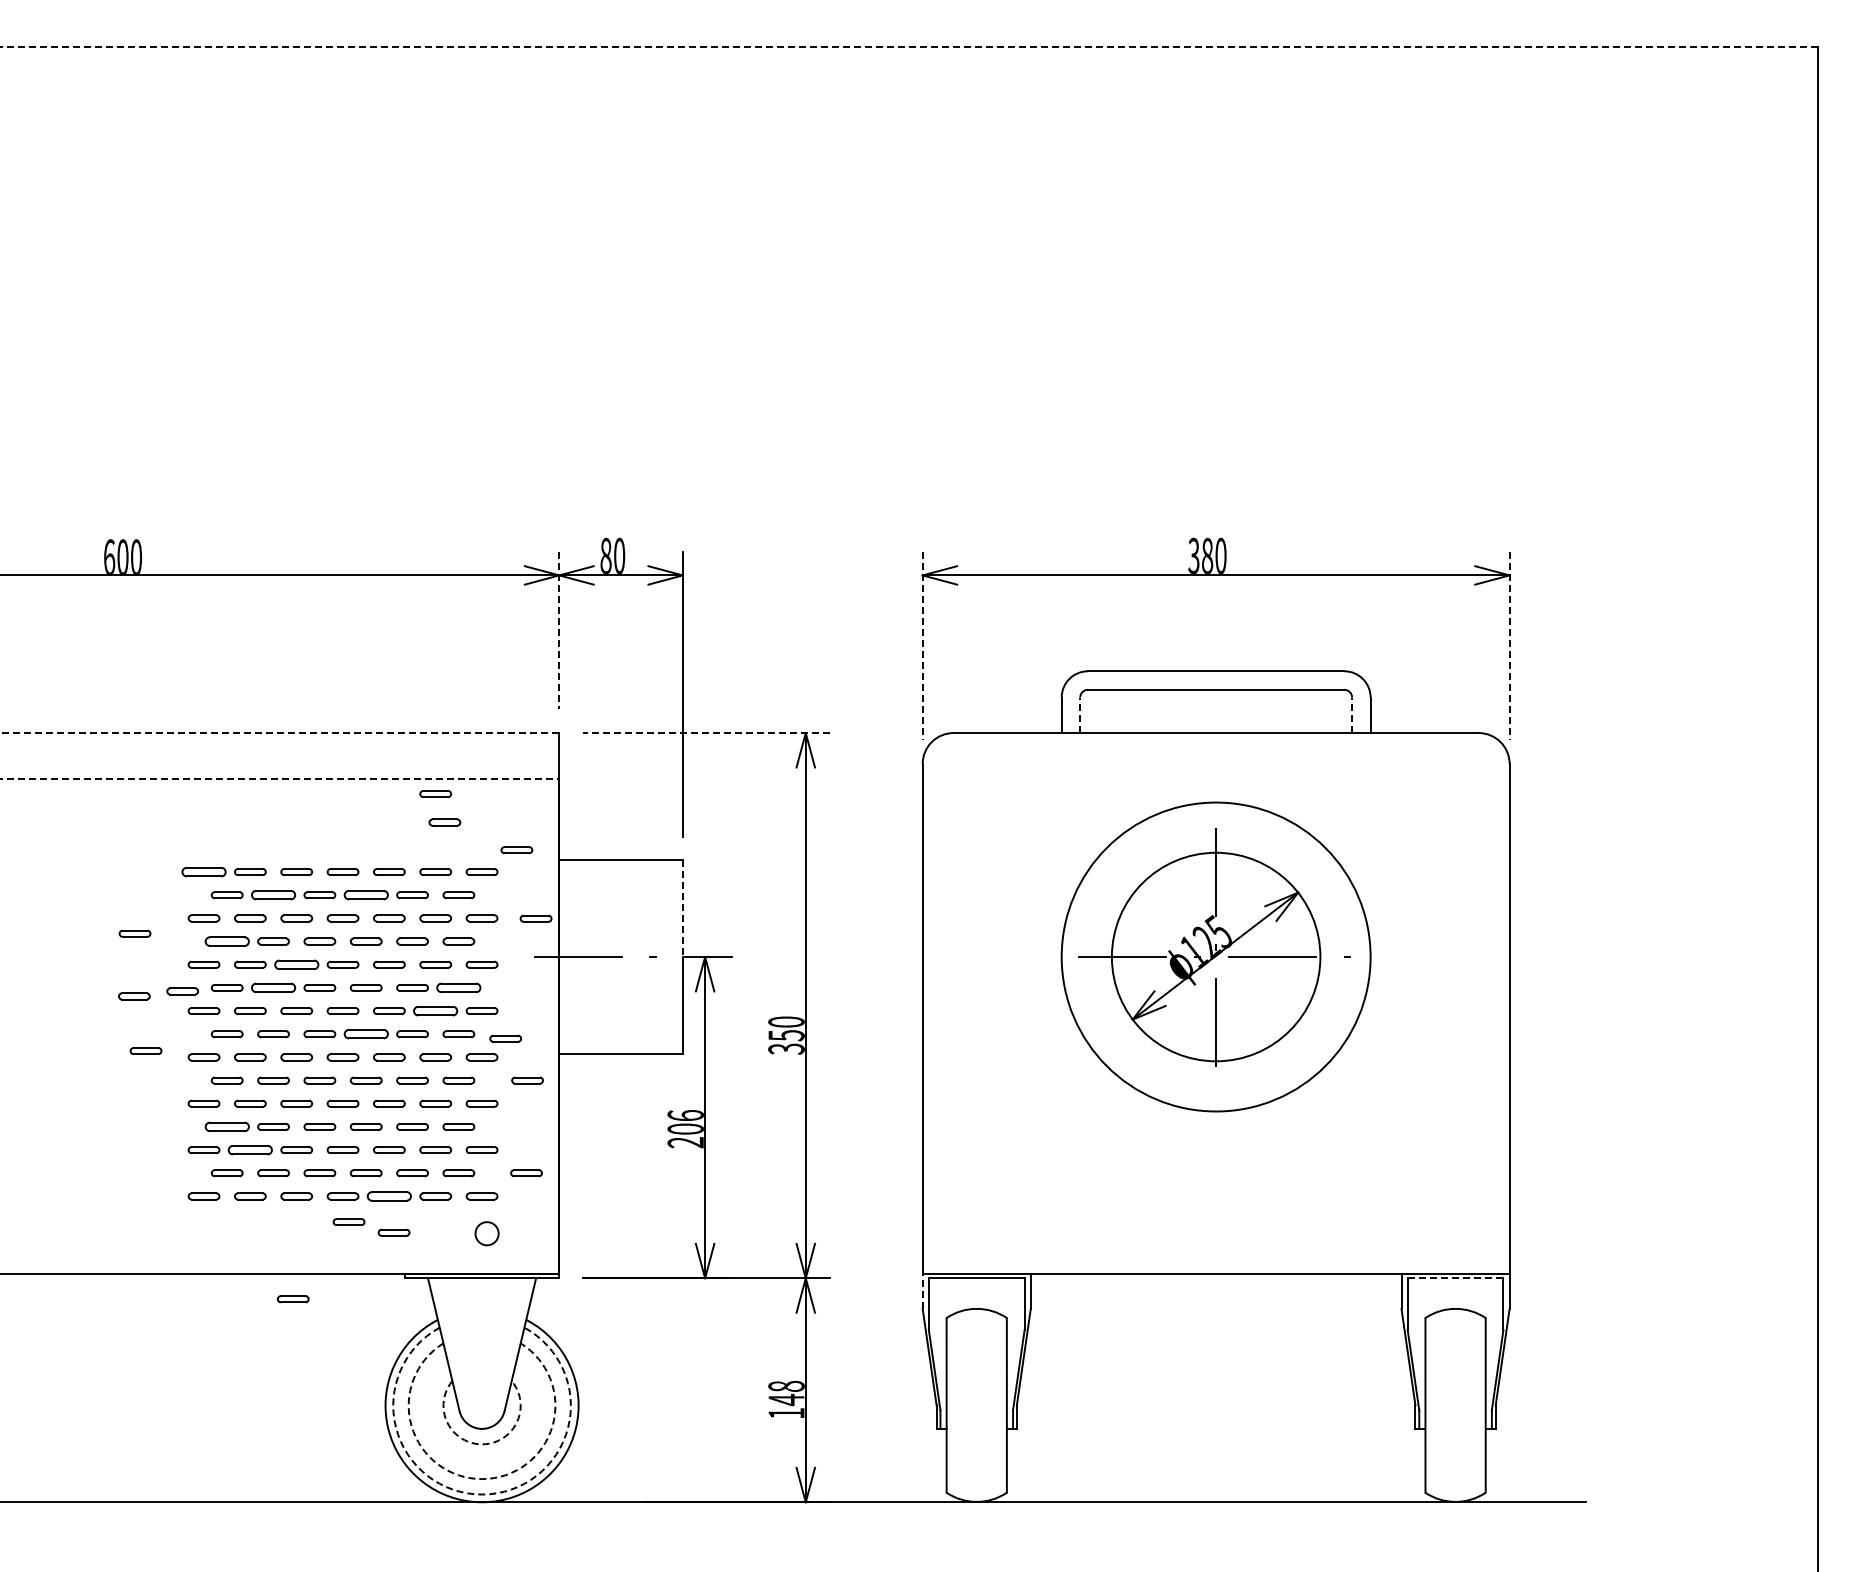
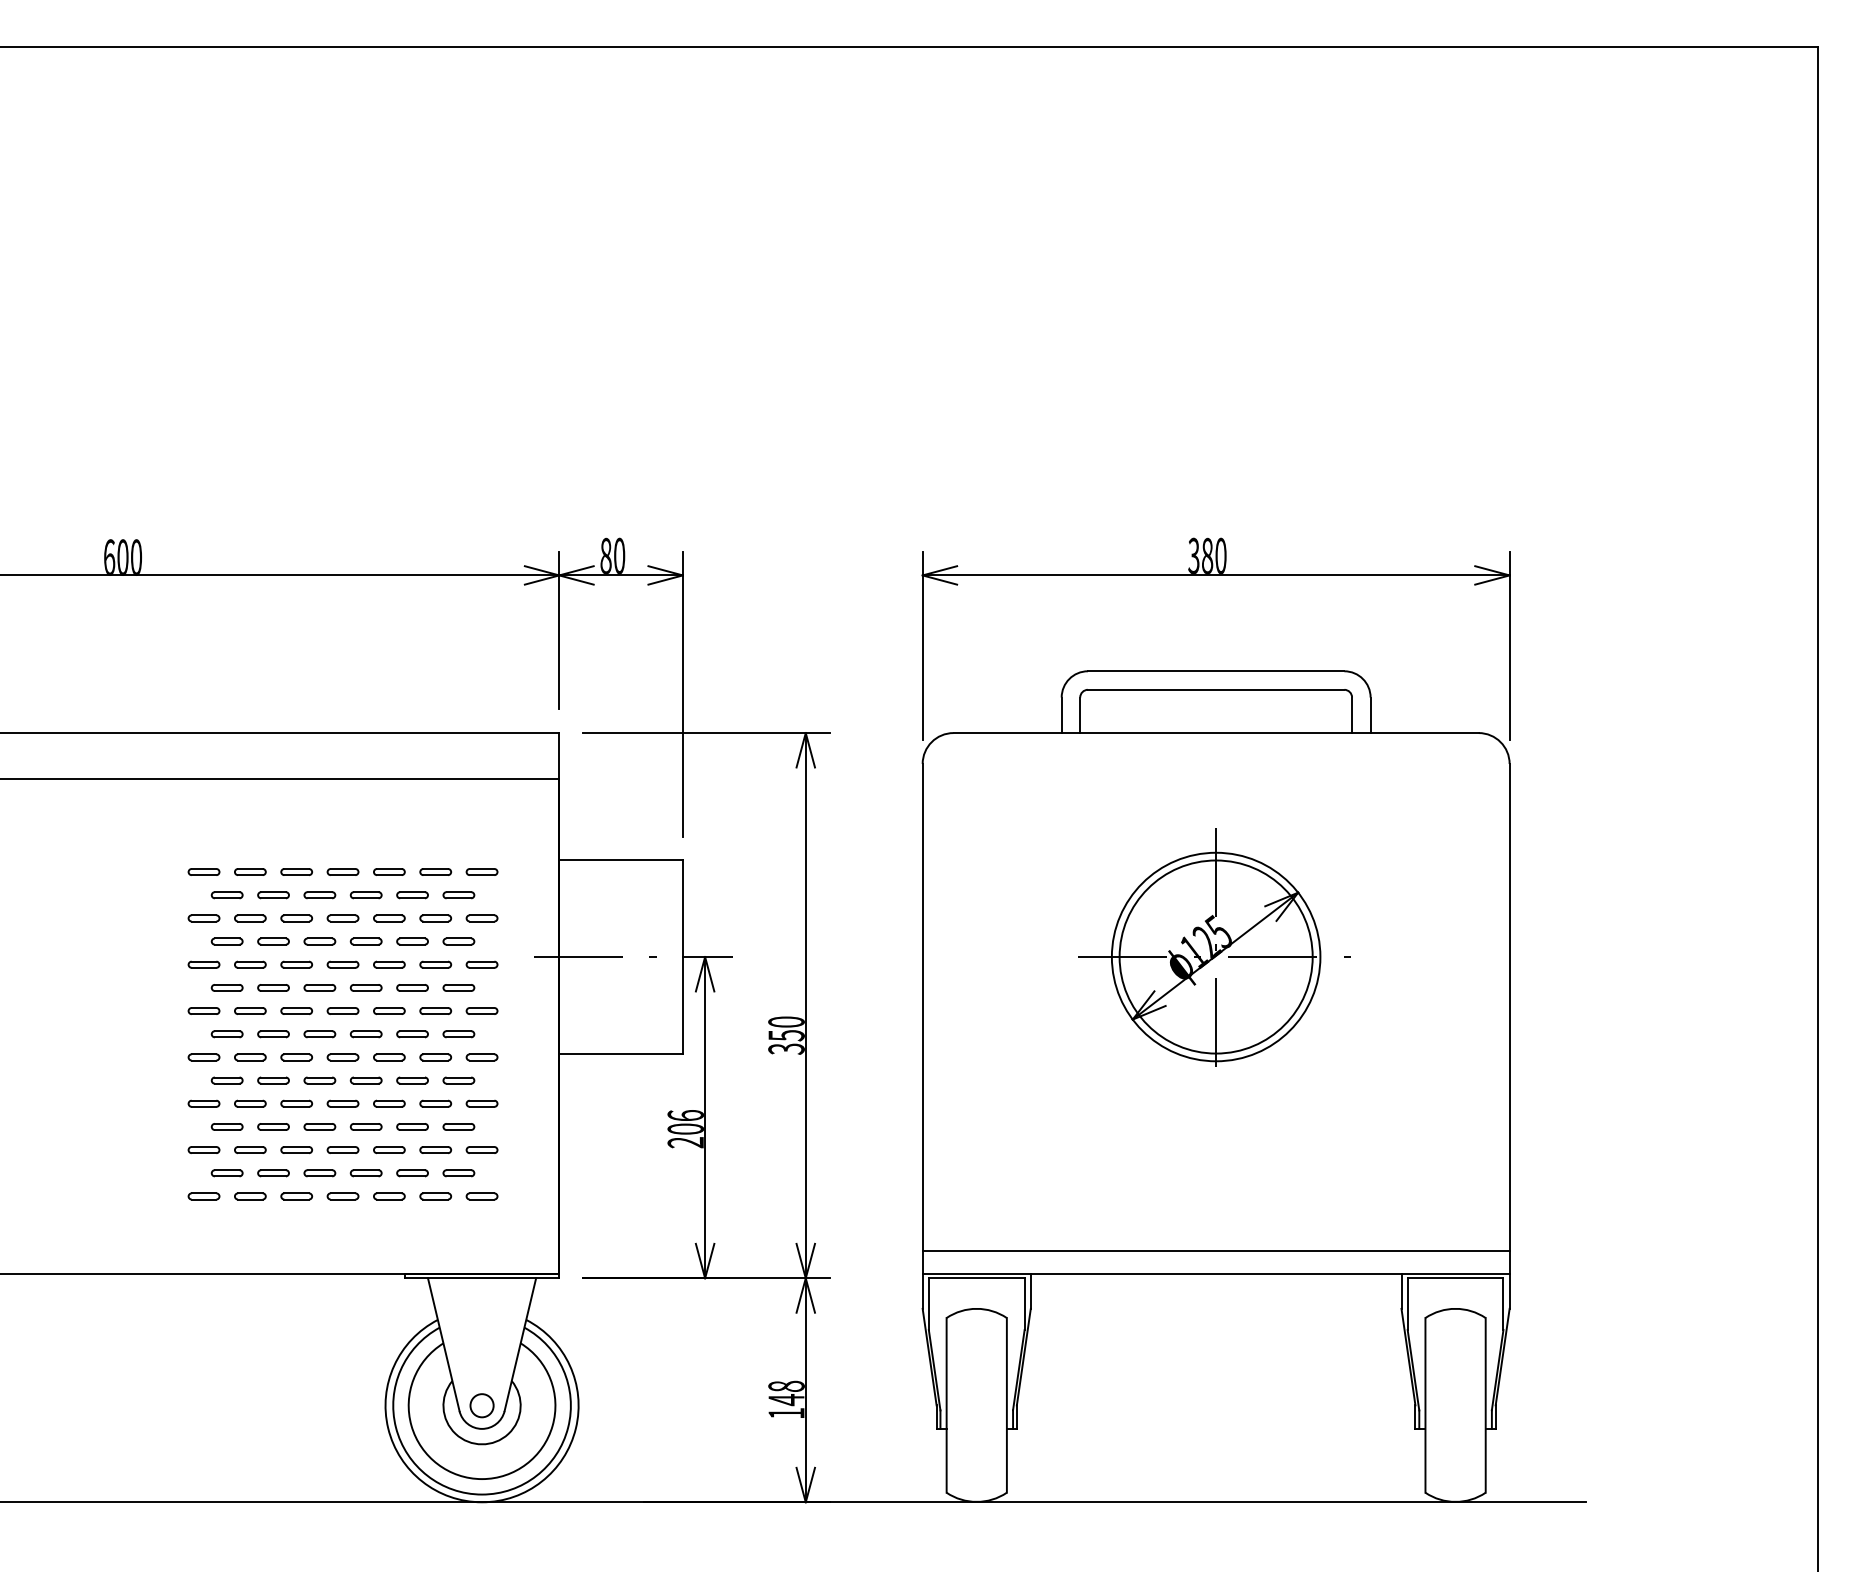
line: dashed -> solid (908, 47)
line: dashed -> solid (559, 630)
line: dashed -> solid (922, 646)
line: dashed -> solid (1509, 646)
line: dashed -> solid (1080, 715)
line: dashed -> solid (1352, 715)
line: dashed -> solid (279, 733)
line: dashed -> solid (705, 733)
line: dashed -> solid (280, 779)
part: present -> none (435, 793)
part: present -> none (444, 822)
part: present -> none (516, 850)
part size: 46x11 px -> 34x8 px (203, 871)
part size: 46x11 px -> 33x9 px (273, 895)
part size: 46x11 px -> 34x9 px (365, 895)
line: dashed -> solid (682, 909)
part: present -> none (535, 918)
part: present -> none (134, 933)
part size: 46x11 px -> 34x9 px (226, 941)
circle diameter: 309 px -> 193 px (1215, 956)
part size: 46x11 px -> 33x9 px (296, 964)
part size: 46x12 px -> 33x8 px (273, 987)
part size: 46x11 px -> 34x8 px (458, 987)
part: present -> none (182, 991)
part: present -> none (134, 996)
part size: 46x11 px -> 34x8 px (435, 1010)
part size: 46x11 px -> 34x9 px (365, 1034)
part: present -> none (505, 1038)
part: present -> none (145, 1050)
part: present -> none (527, 1080)
part size: 46x12 px -> 34x8 px (226, 1126)
part size: 46x11 px -> 33x8 px (250, 1149)
part: present -> none (526, 1173)
part size: 46x11 px -> 33x9 px (389, 1196)
part: present -> none (348, 1221)
part: present -> none (393, 1232)
circle position: (486, 1233) -> (481, 1405) (481, 1405)
line: none -> present (1215, 1250)
line: dashed -> solid (1455, 1278)
line: dashed -> solid (922, 1291)
part: present -> none (292, 1299)
arc: dashed -> solid (482, 1444)
arc: dashed -> solid (482, 1479)
arc: dashed -> solid (482, 1494)
